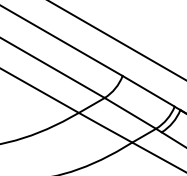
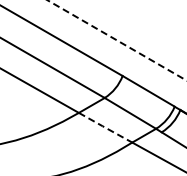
line: solid -> dashed (117, 40)
line: solid -> dashed (105, 127)
